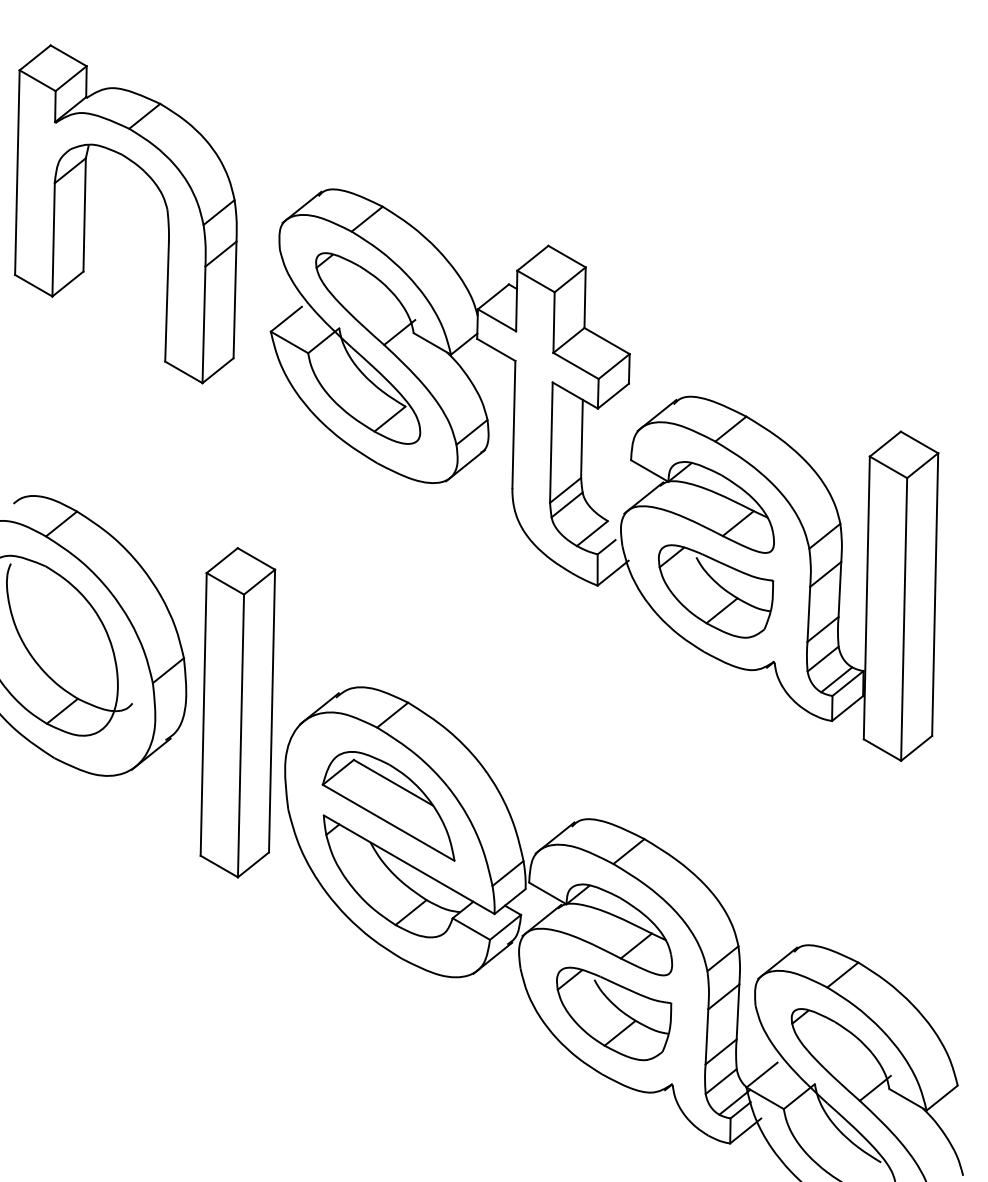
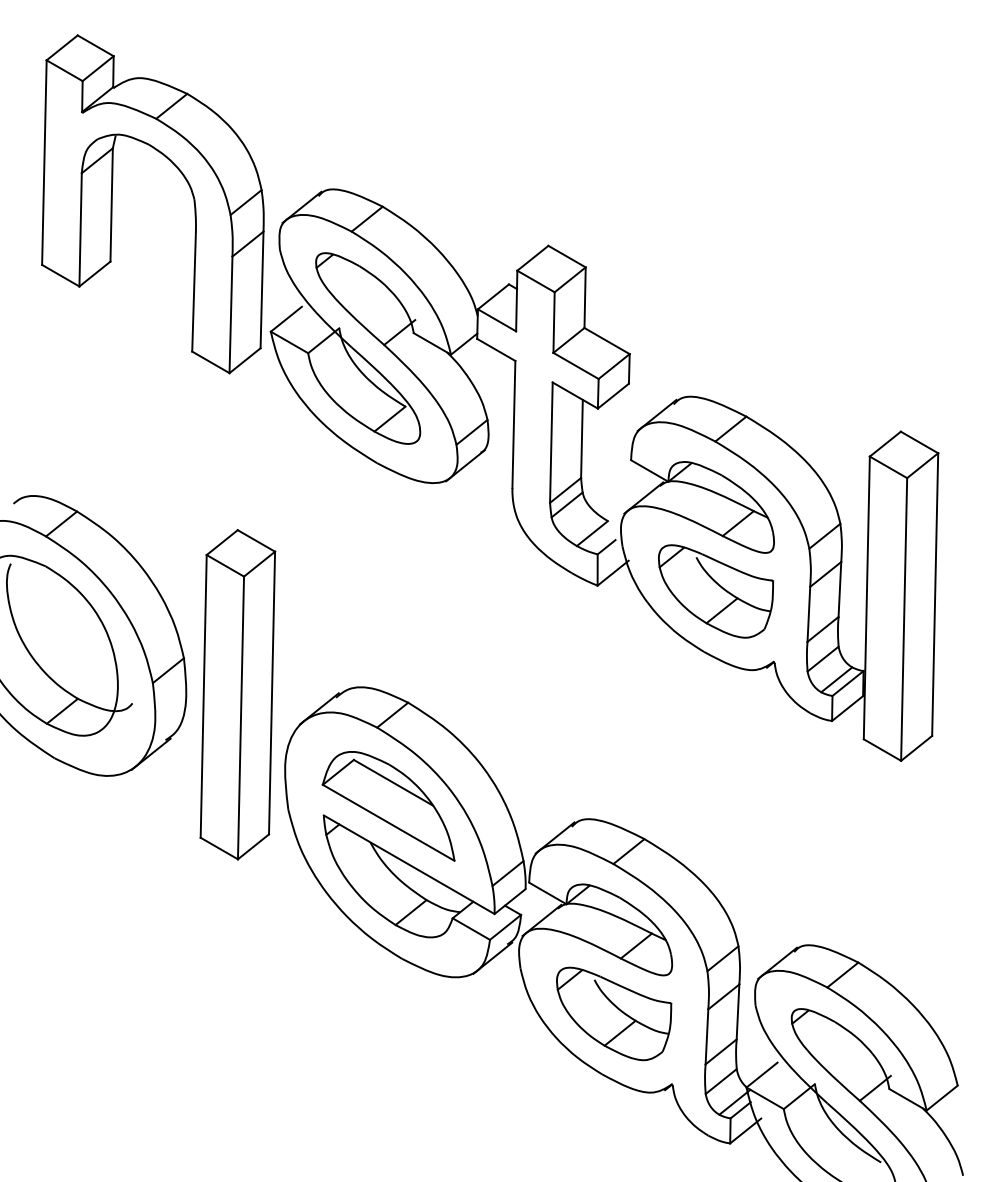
part position: (85, 214) -> (112, 204) (112, 204)
part position: (237, 712) -> (237, 694) (237, 694)
